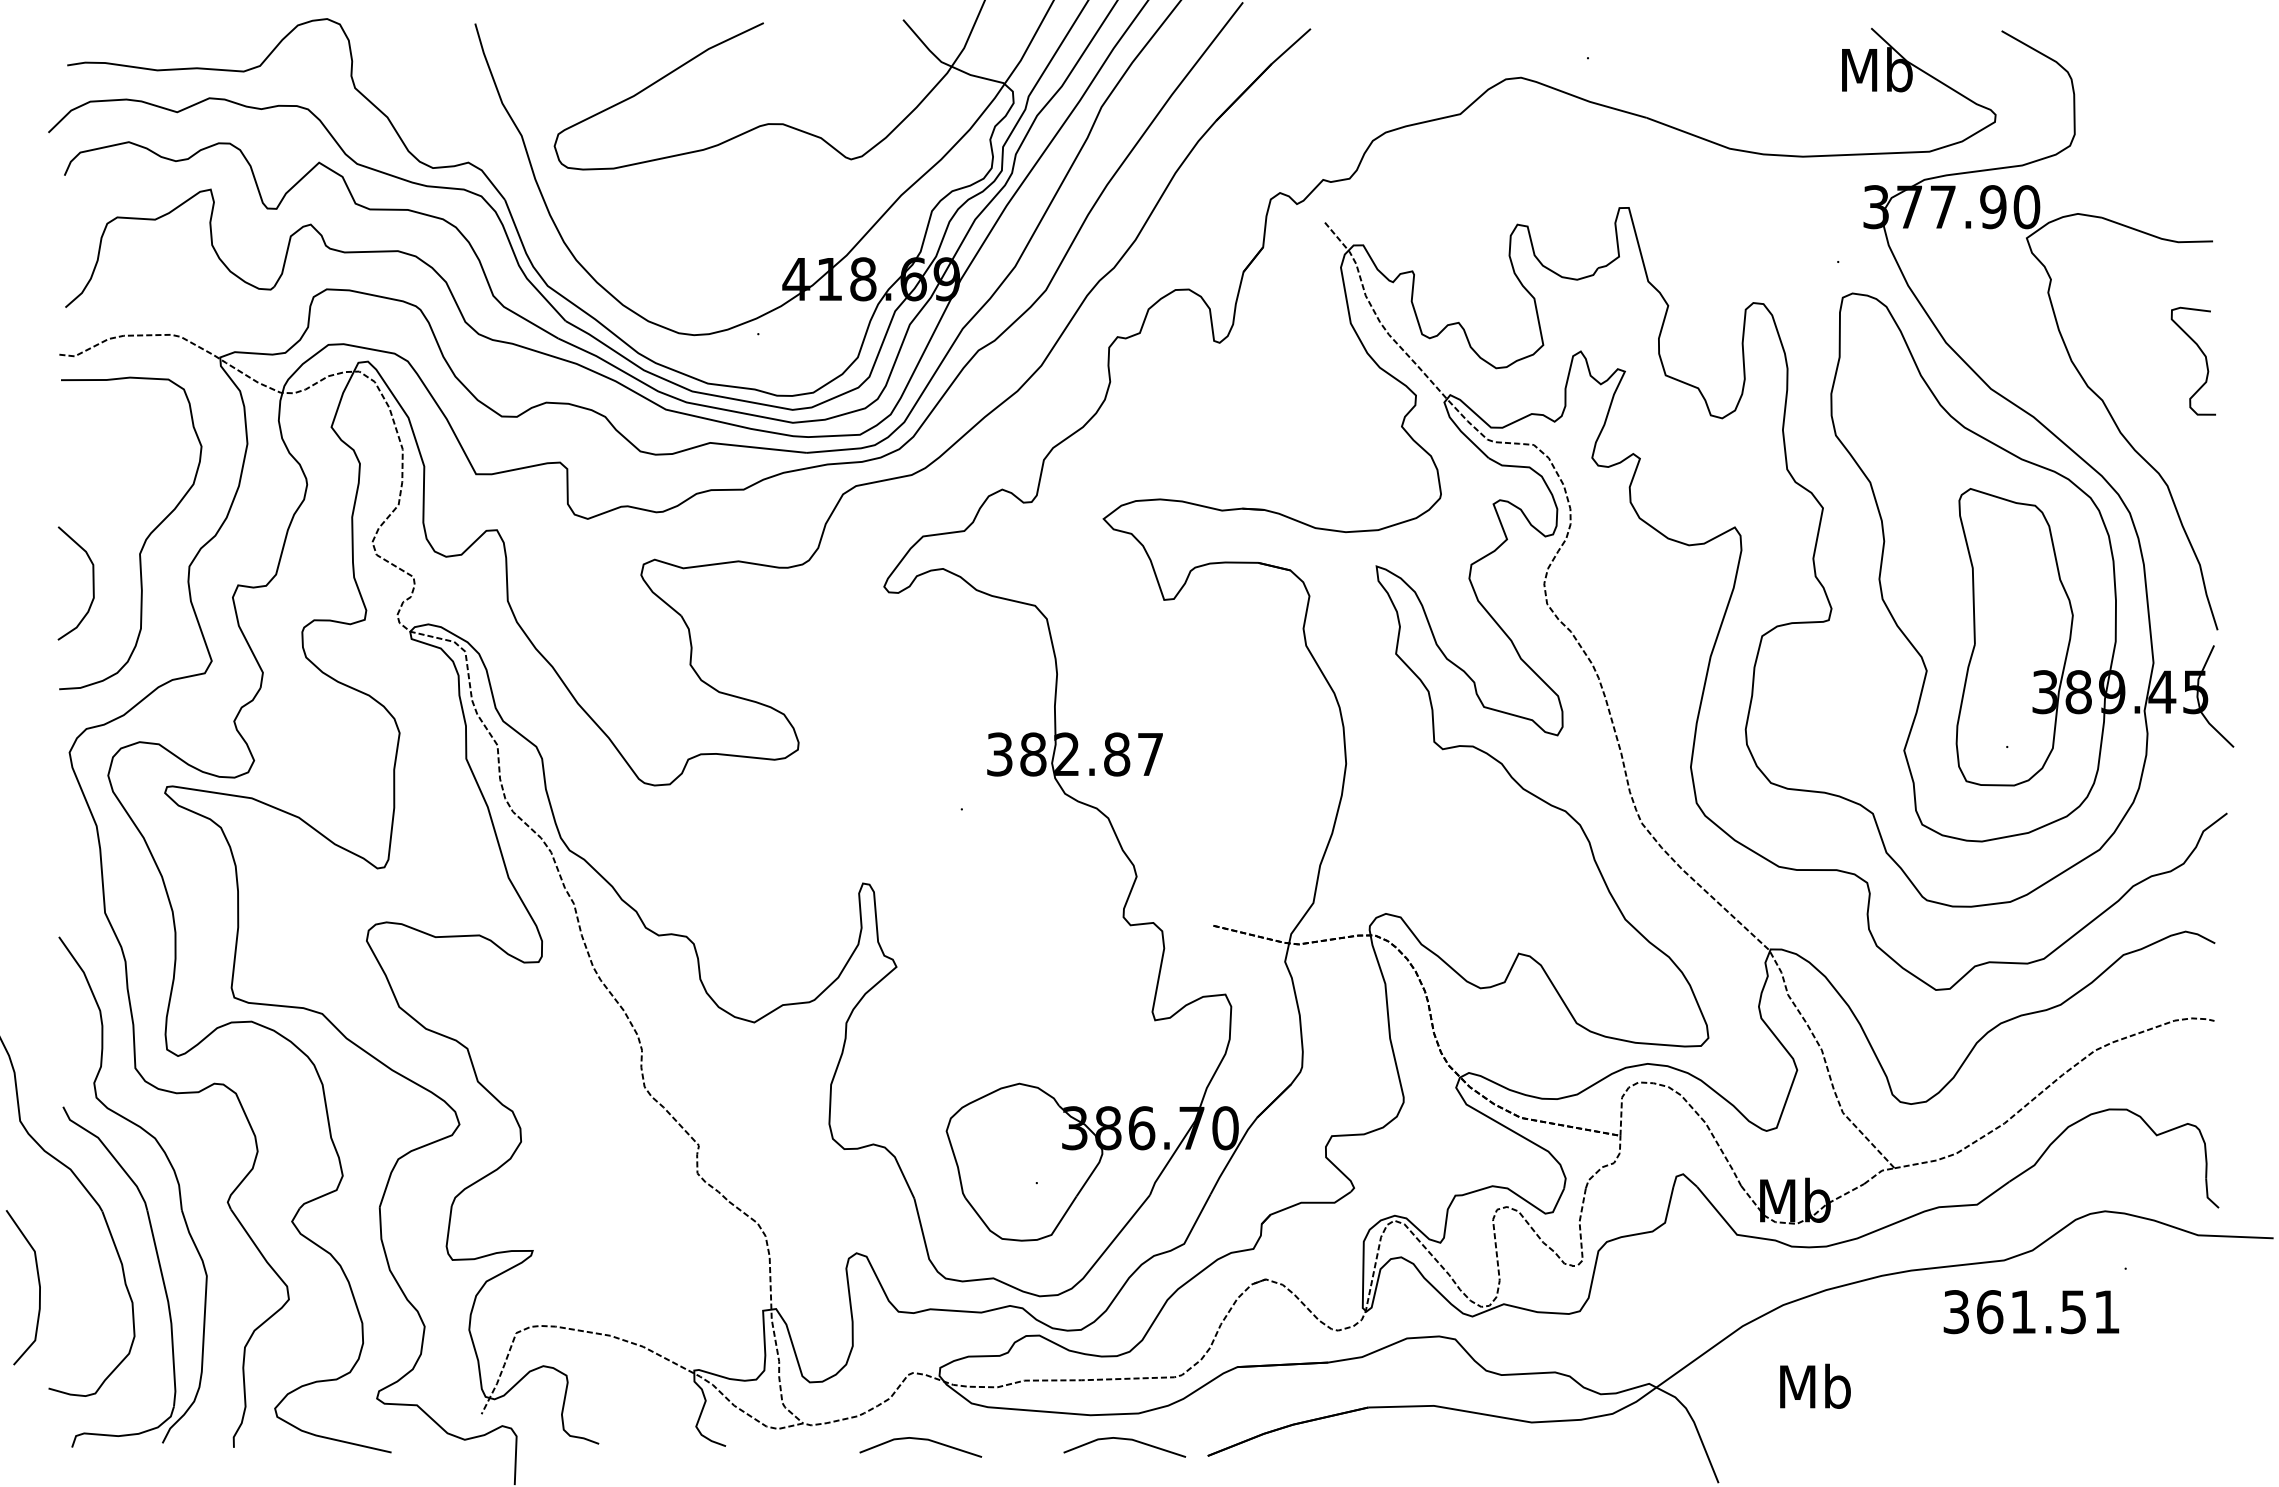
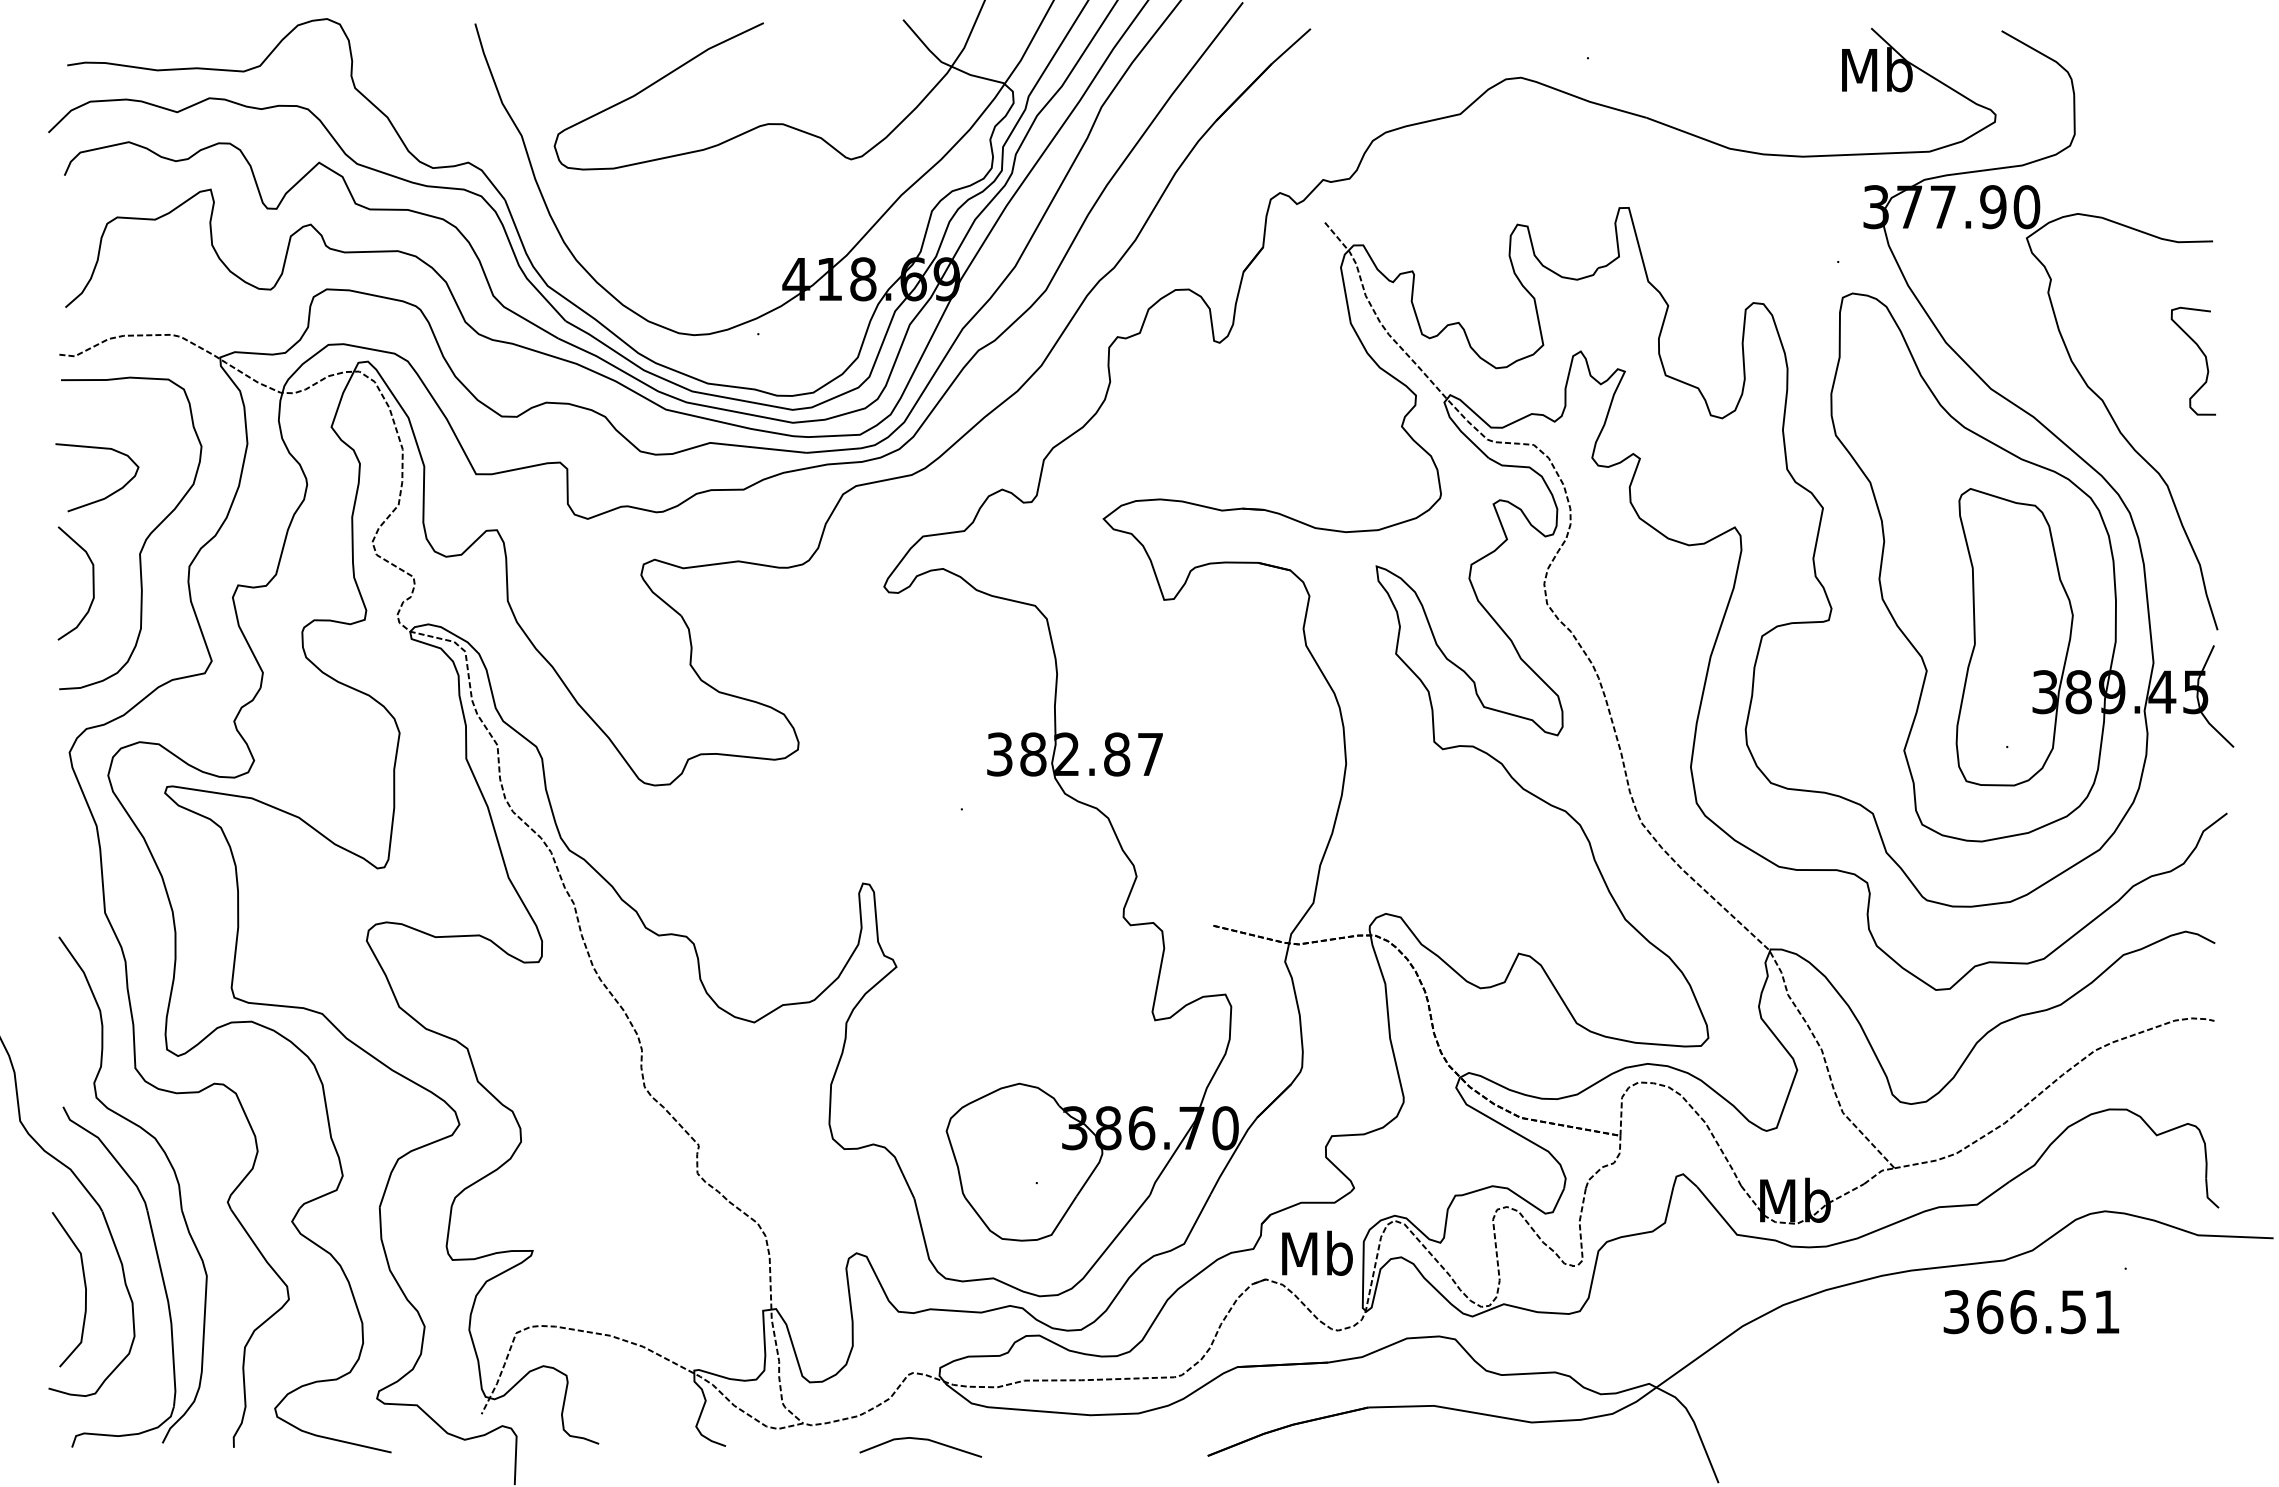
curve: none -> present (107, 495)
curve position: (38, 1285) -> (84, 1287) (84, 1287)
text: 361.51 -> 366.51 (2023, 1312)
text position: (1815, 1385) -> (1317, 1252) (1317, 1252)
line: present -> none (1127, 1440)
